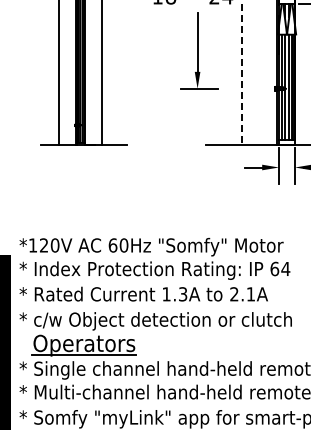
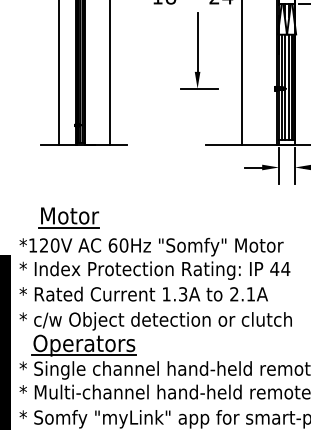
line position: (102, 73) -> (110, 73) (110, 73)
line: dashed -> solid (242, 73)
part: none -> present (68, 217)
text: 64 -> 44 (274, 268)
